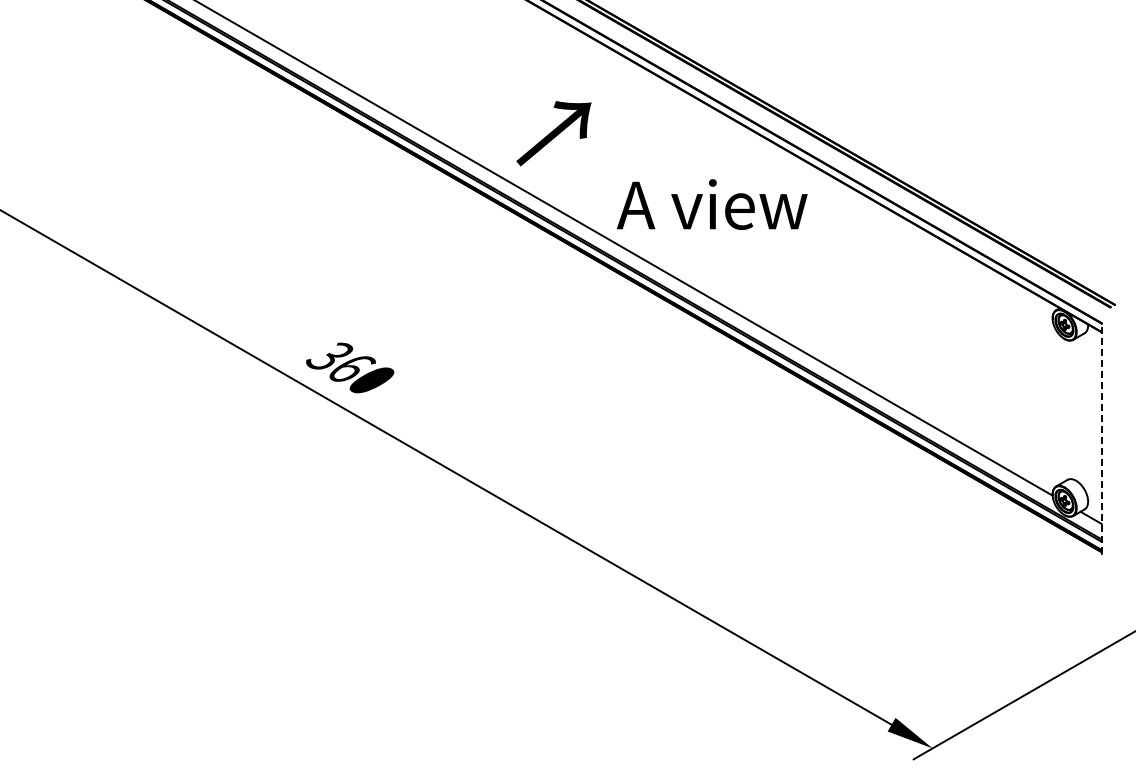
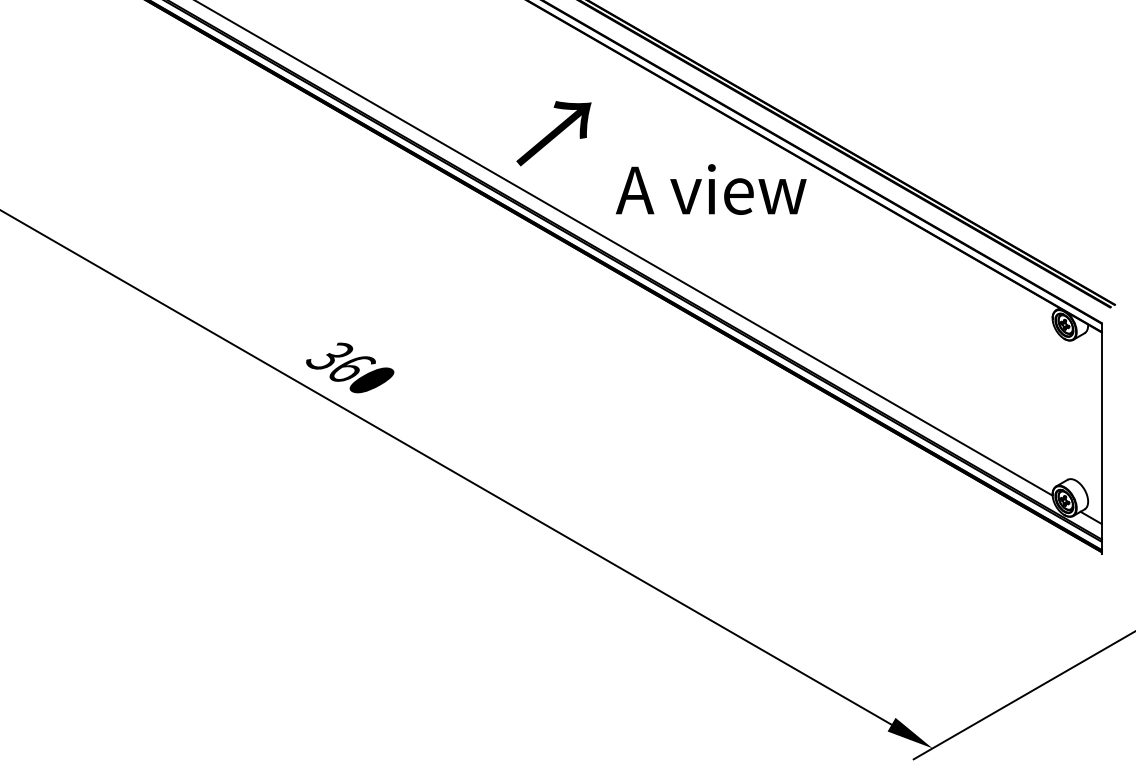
text position: (712, 204) -> (711, 189) (711, 189)
line: dashed -> solid (1101, 438)
